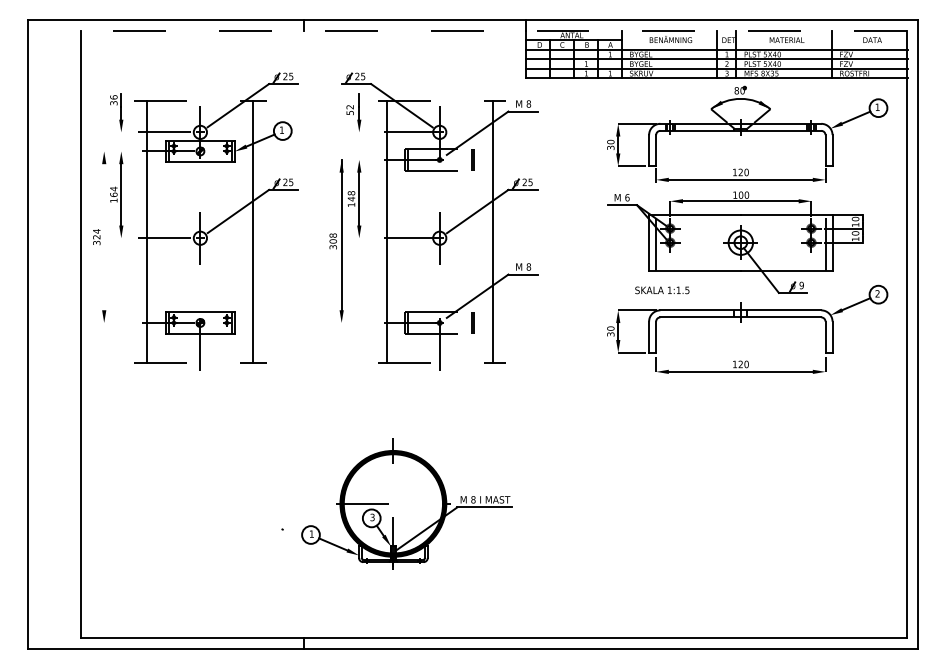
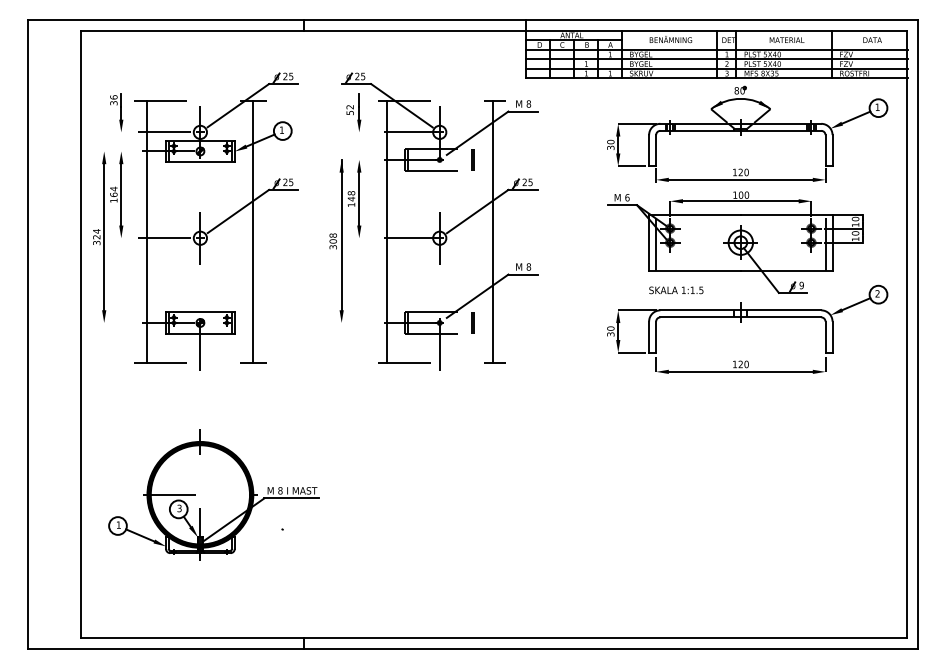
line: dashed -> solid (494, 30)
line: none -> present (104, 237)
text position: (662, 290) -> (676, 290) (676, 290)
part position: (406, 503) -> (213, 494) (213, 494)
